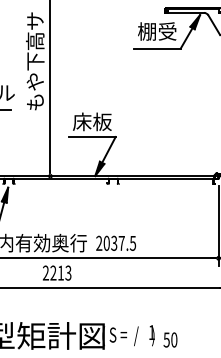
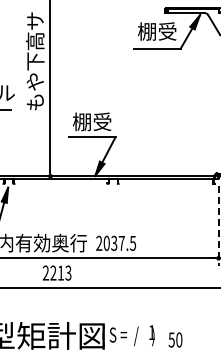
text: 床板 -> 棚受 (91, 121)
line: solid -> dashed (218, 225)
text position: (170, 339) -> (175, 339) (175, 339)
